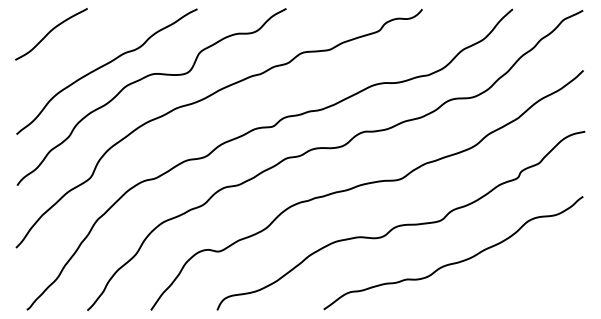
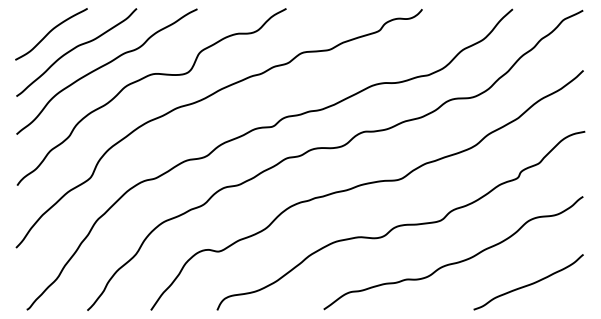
curve: none -> present (74, 49)
curve: none -> present (528, 284)
